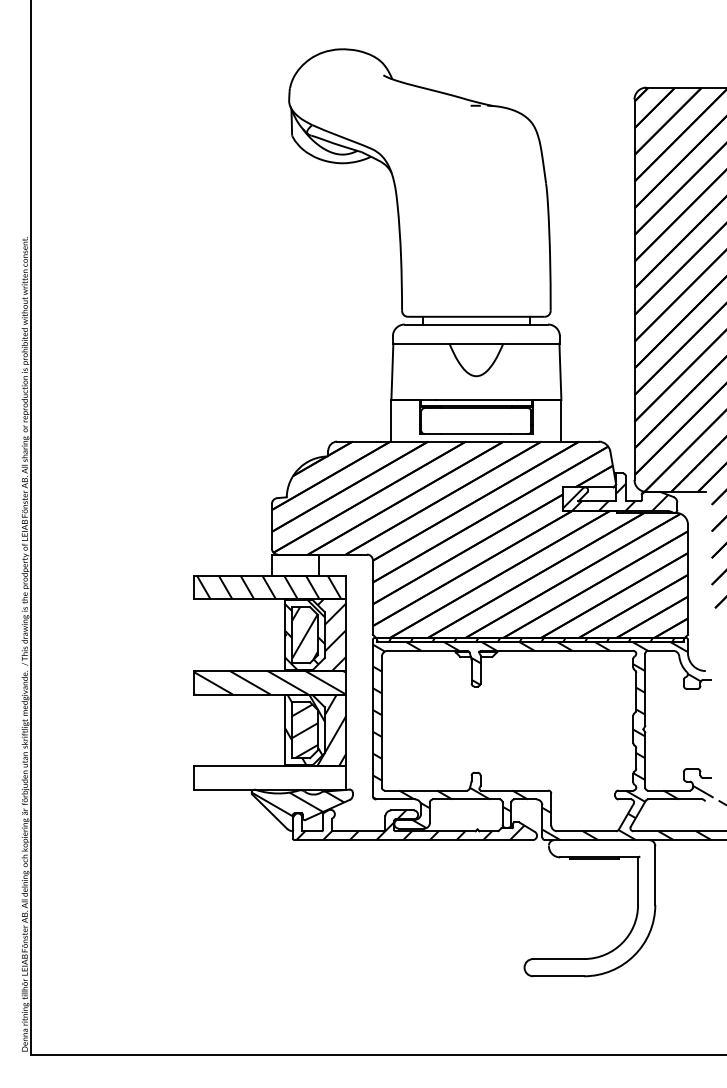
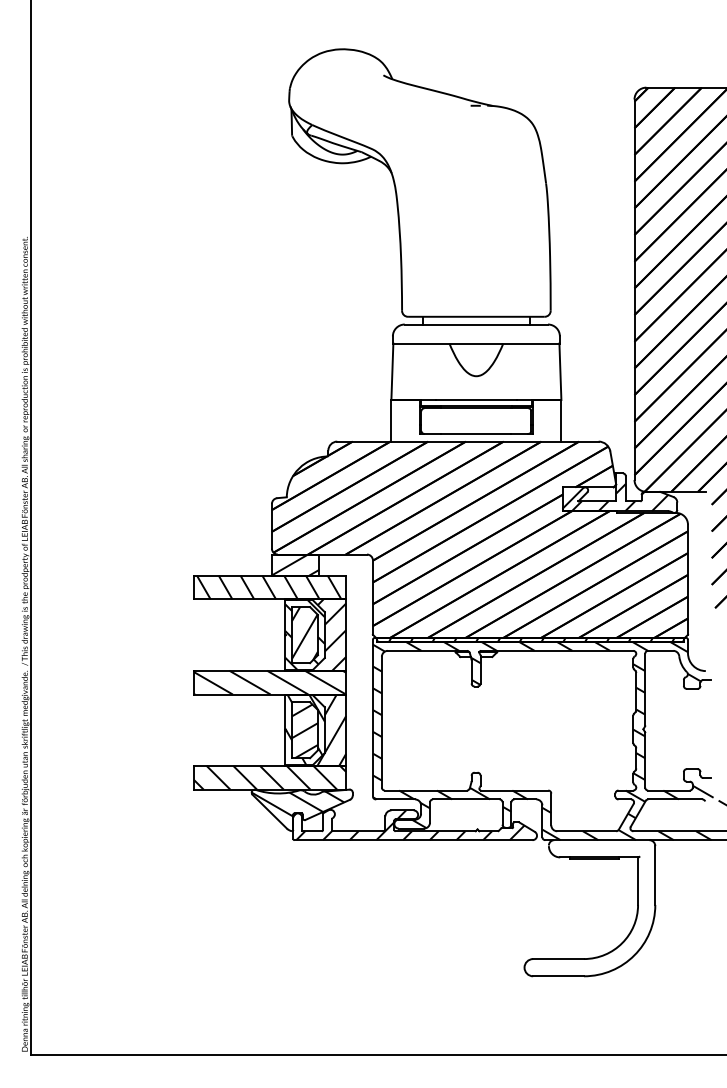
hatch: none -> present (295, 564)
hatch: none -> present (270, 777)
